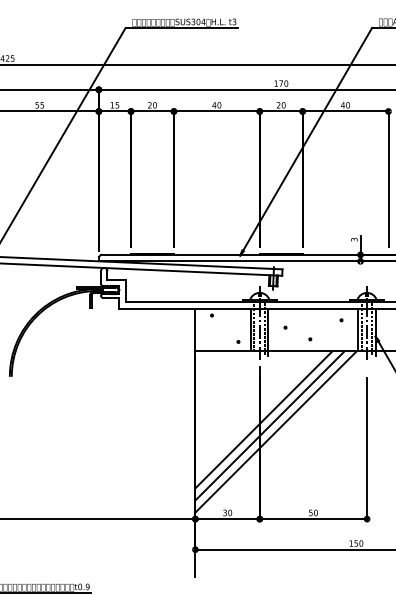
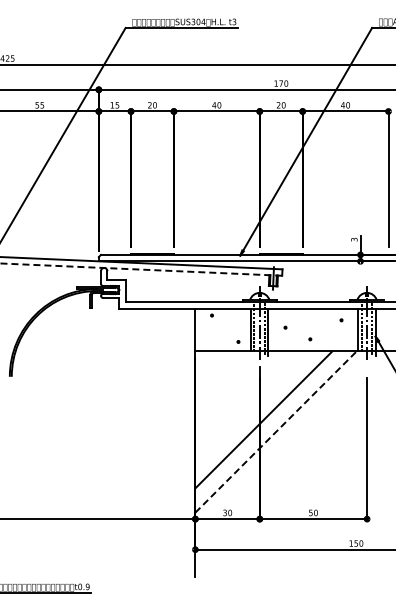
line: solid -> dashed (141, 269)
line: present -> none (269, 425)
line: solid -> dashed (276, 432)
